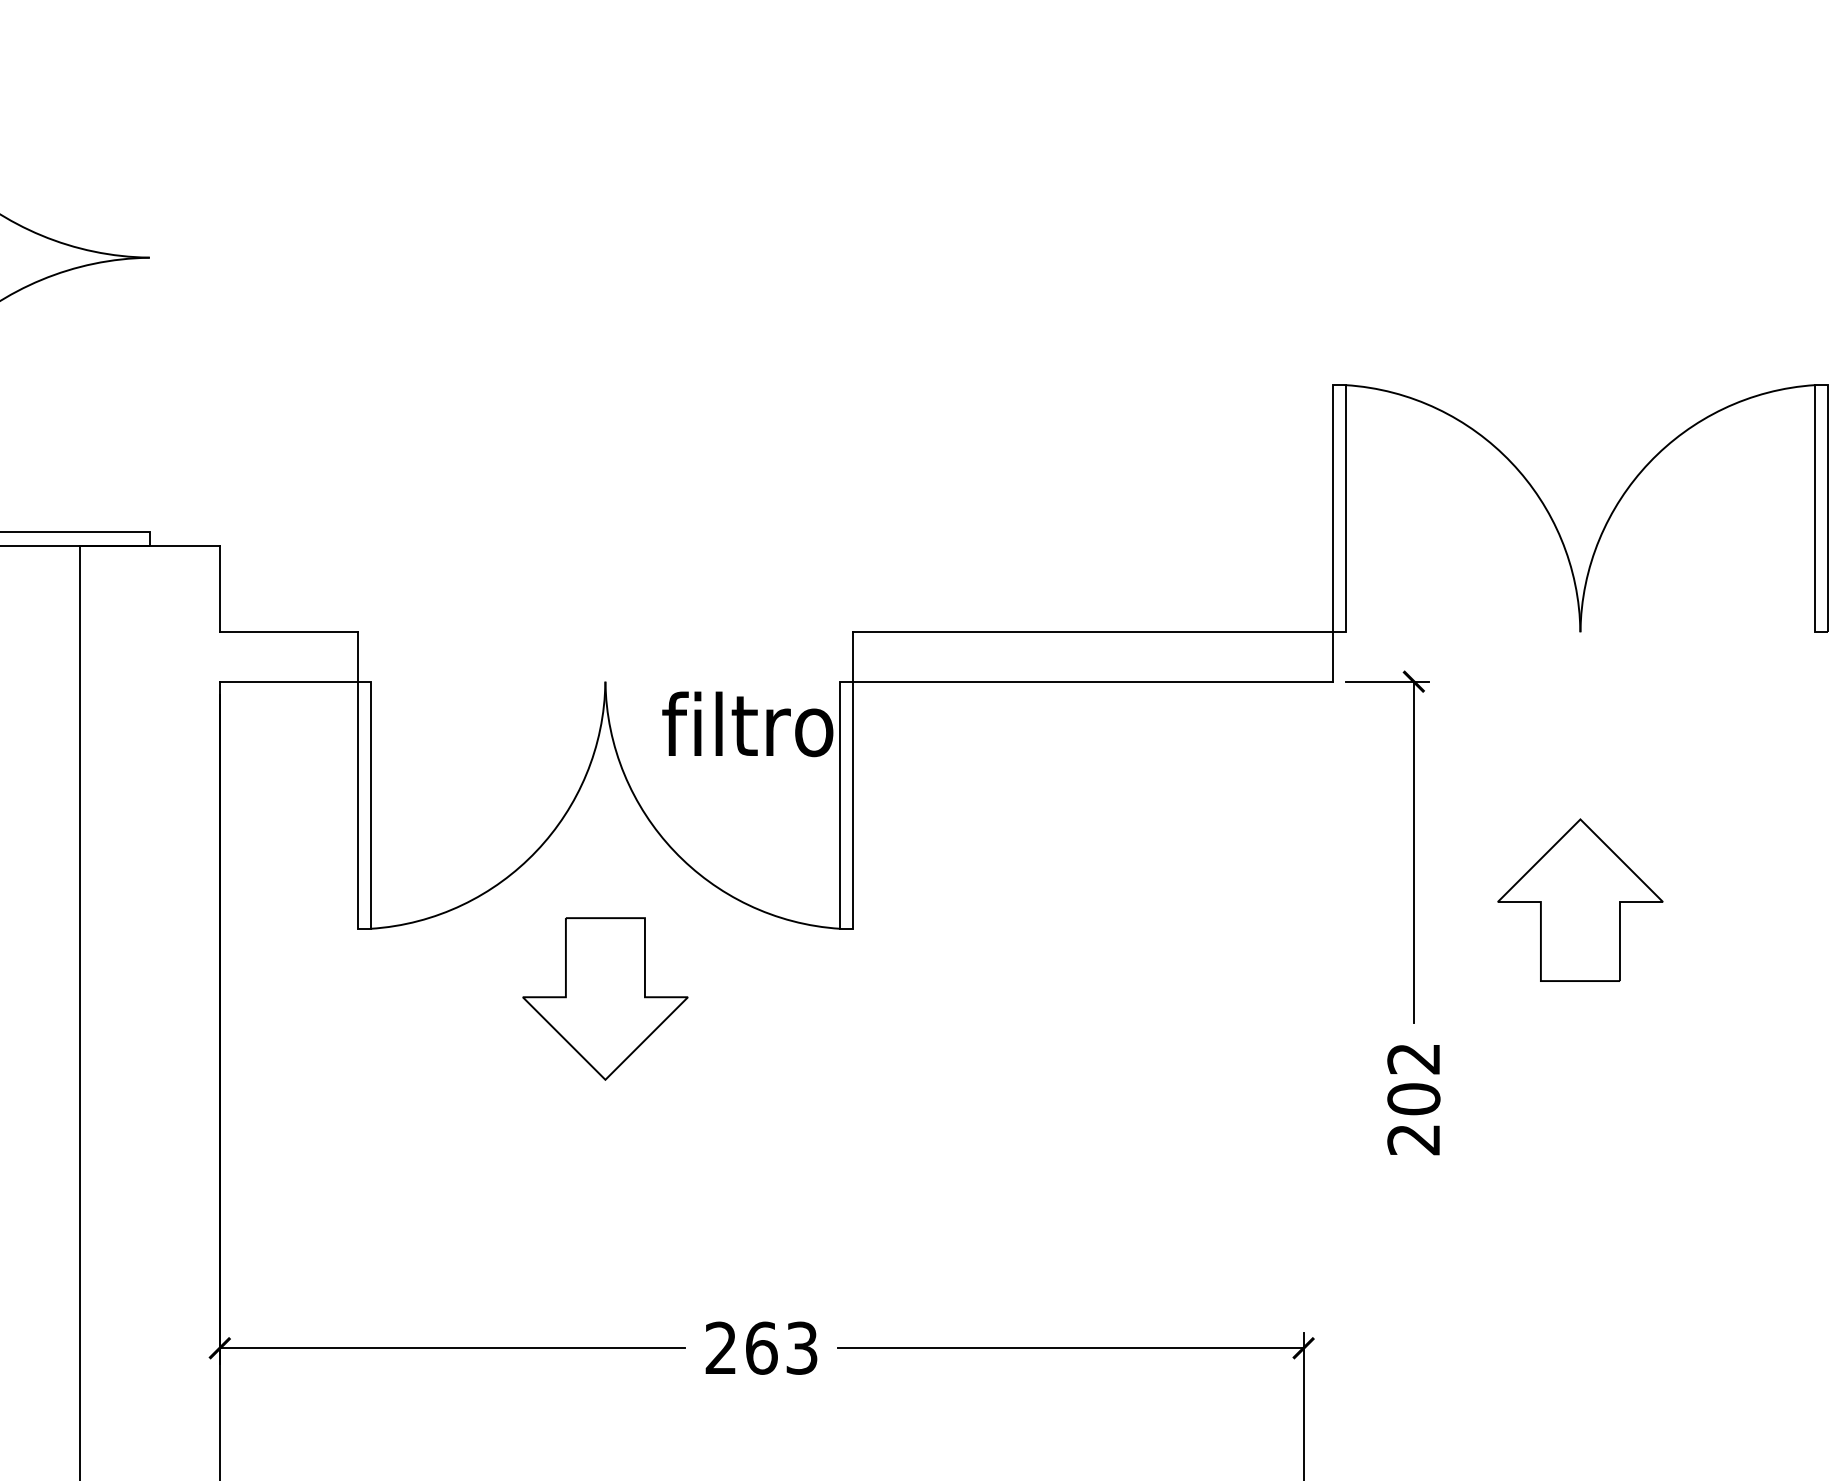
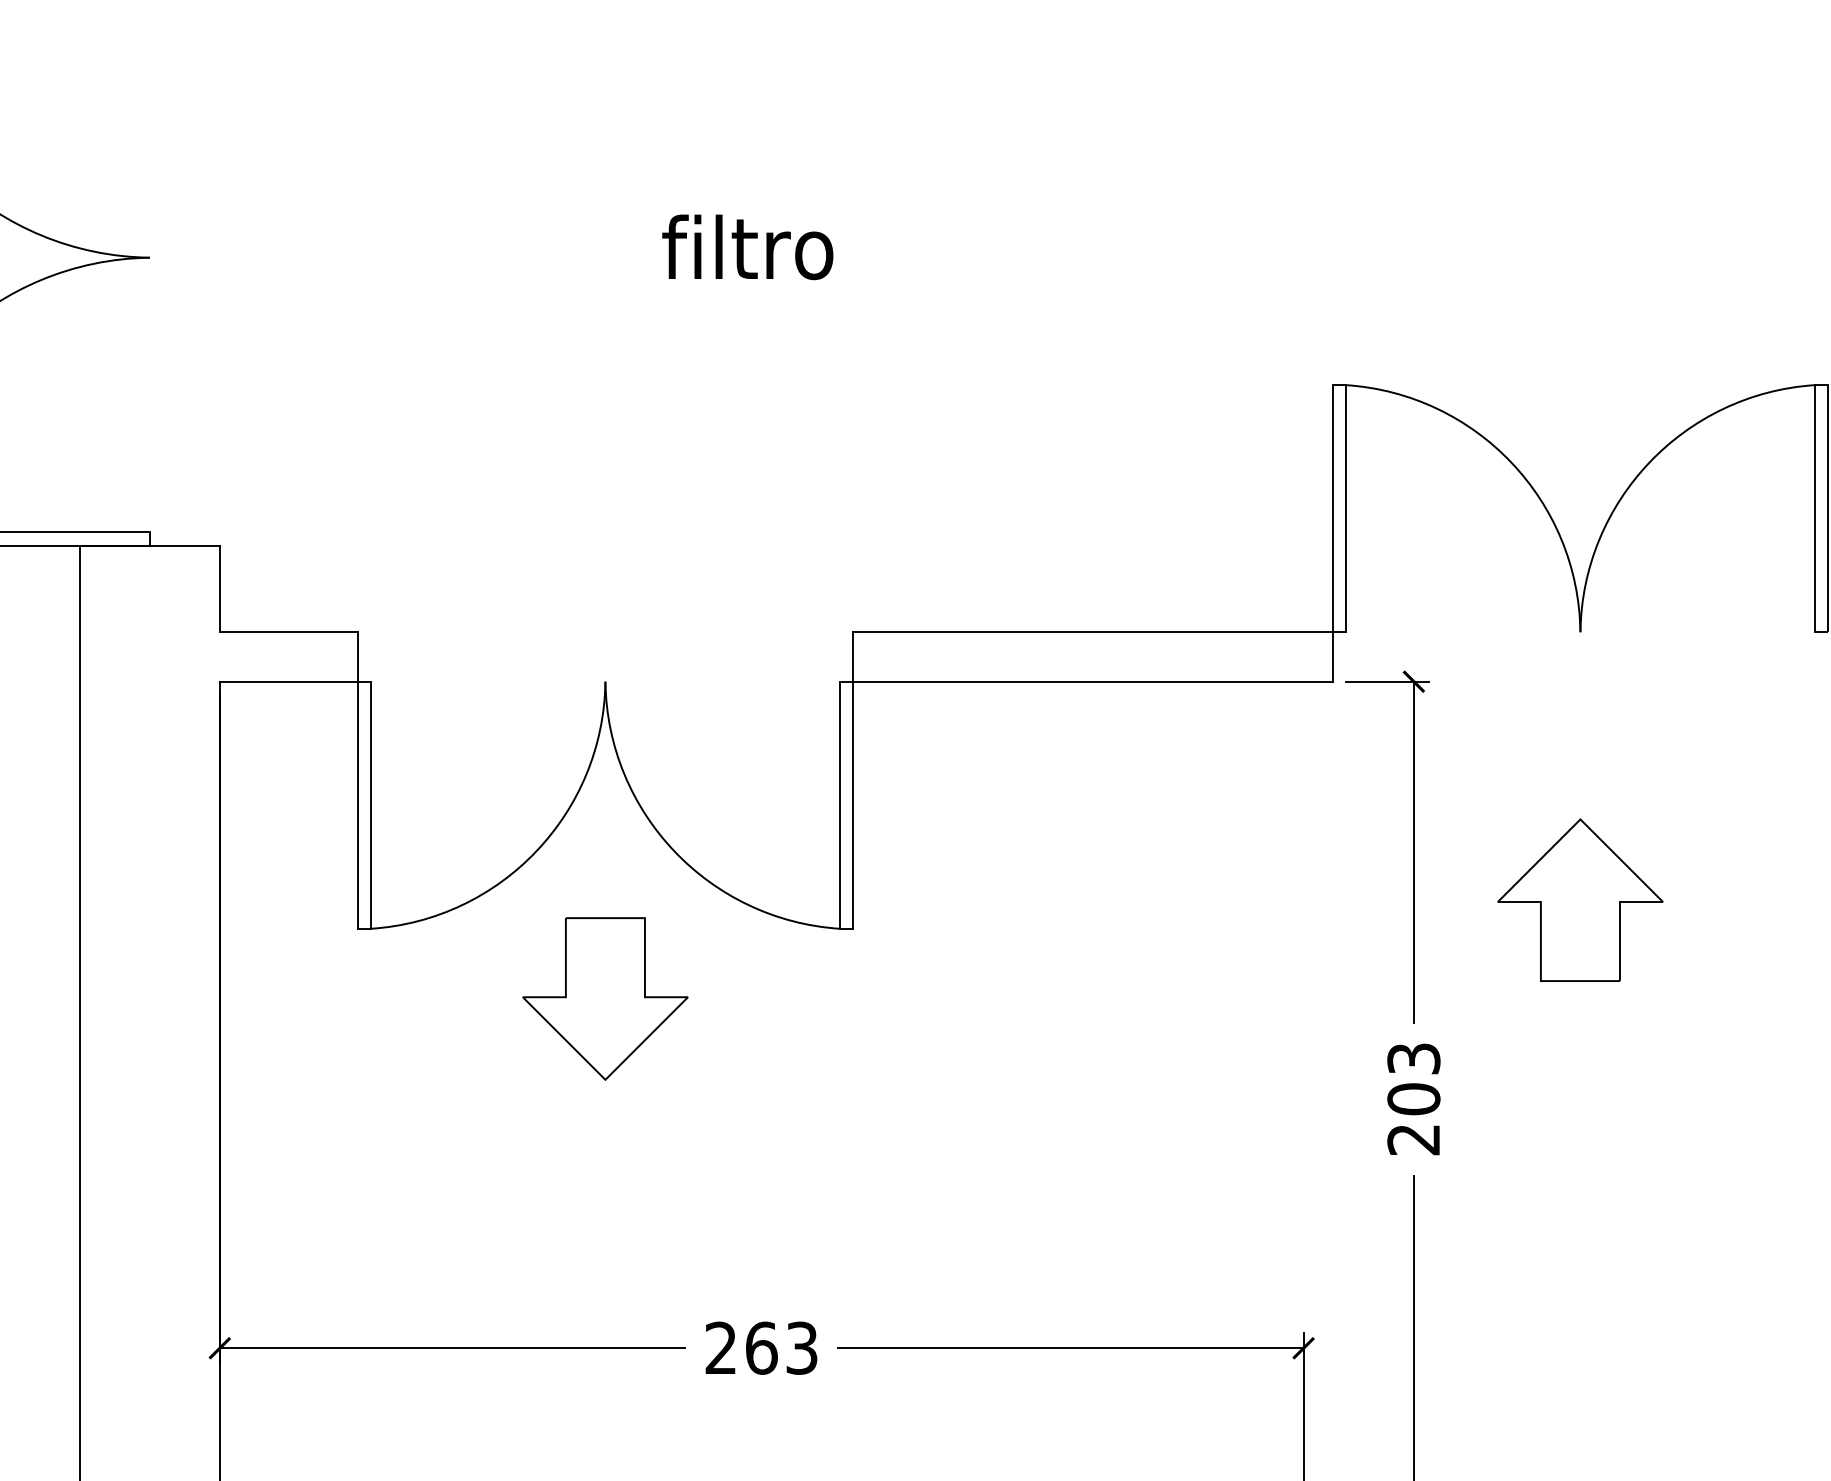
text position: (747, 724) -> (747, 247) (747, 247)
text: 202 -> 203 (1413, 1058)
line: none -> present (1413, 1326)
